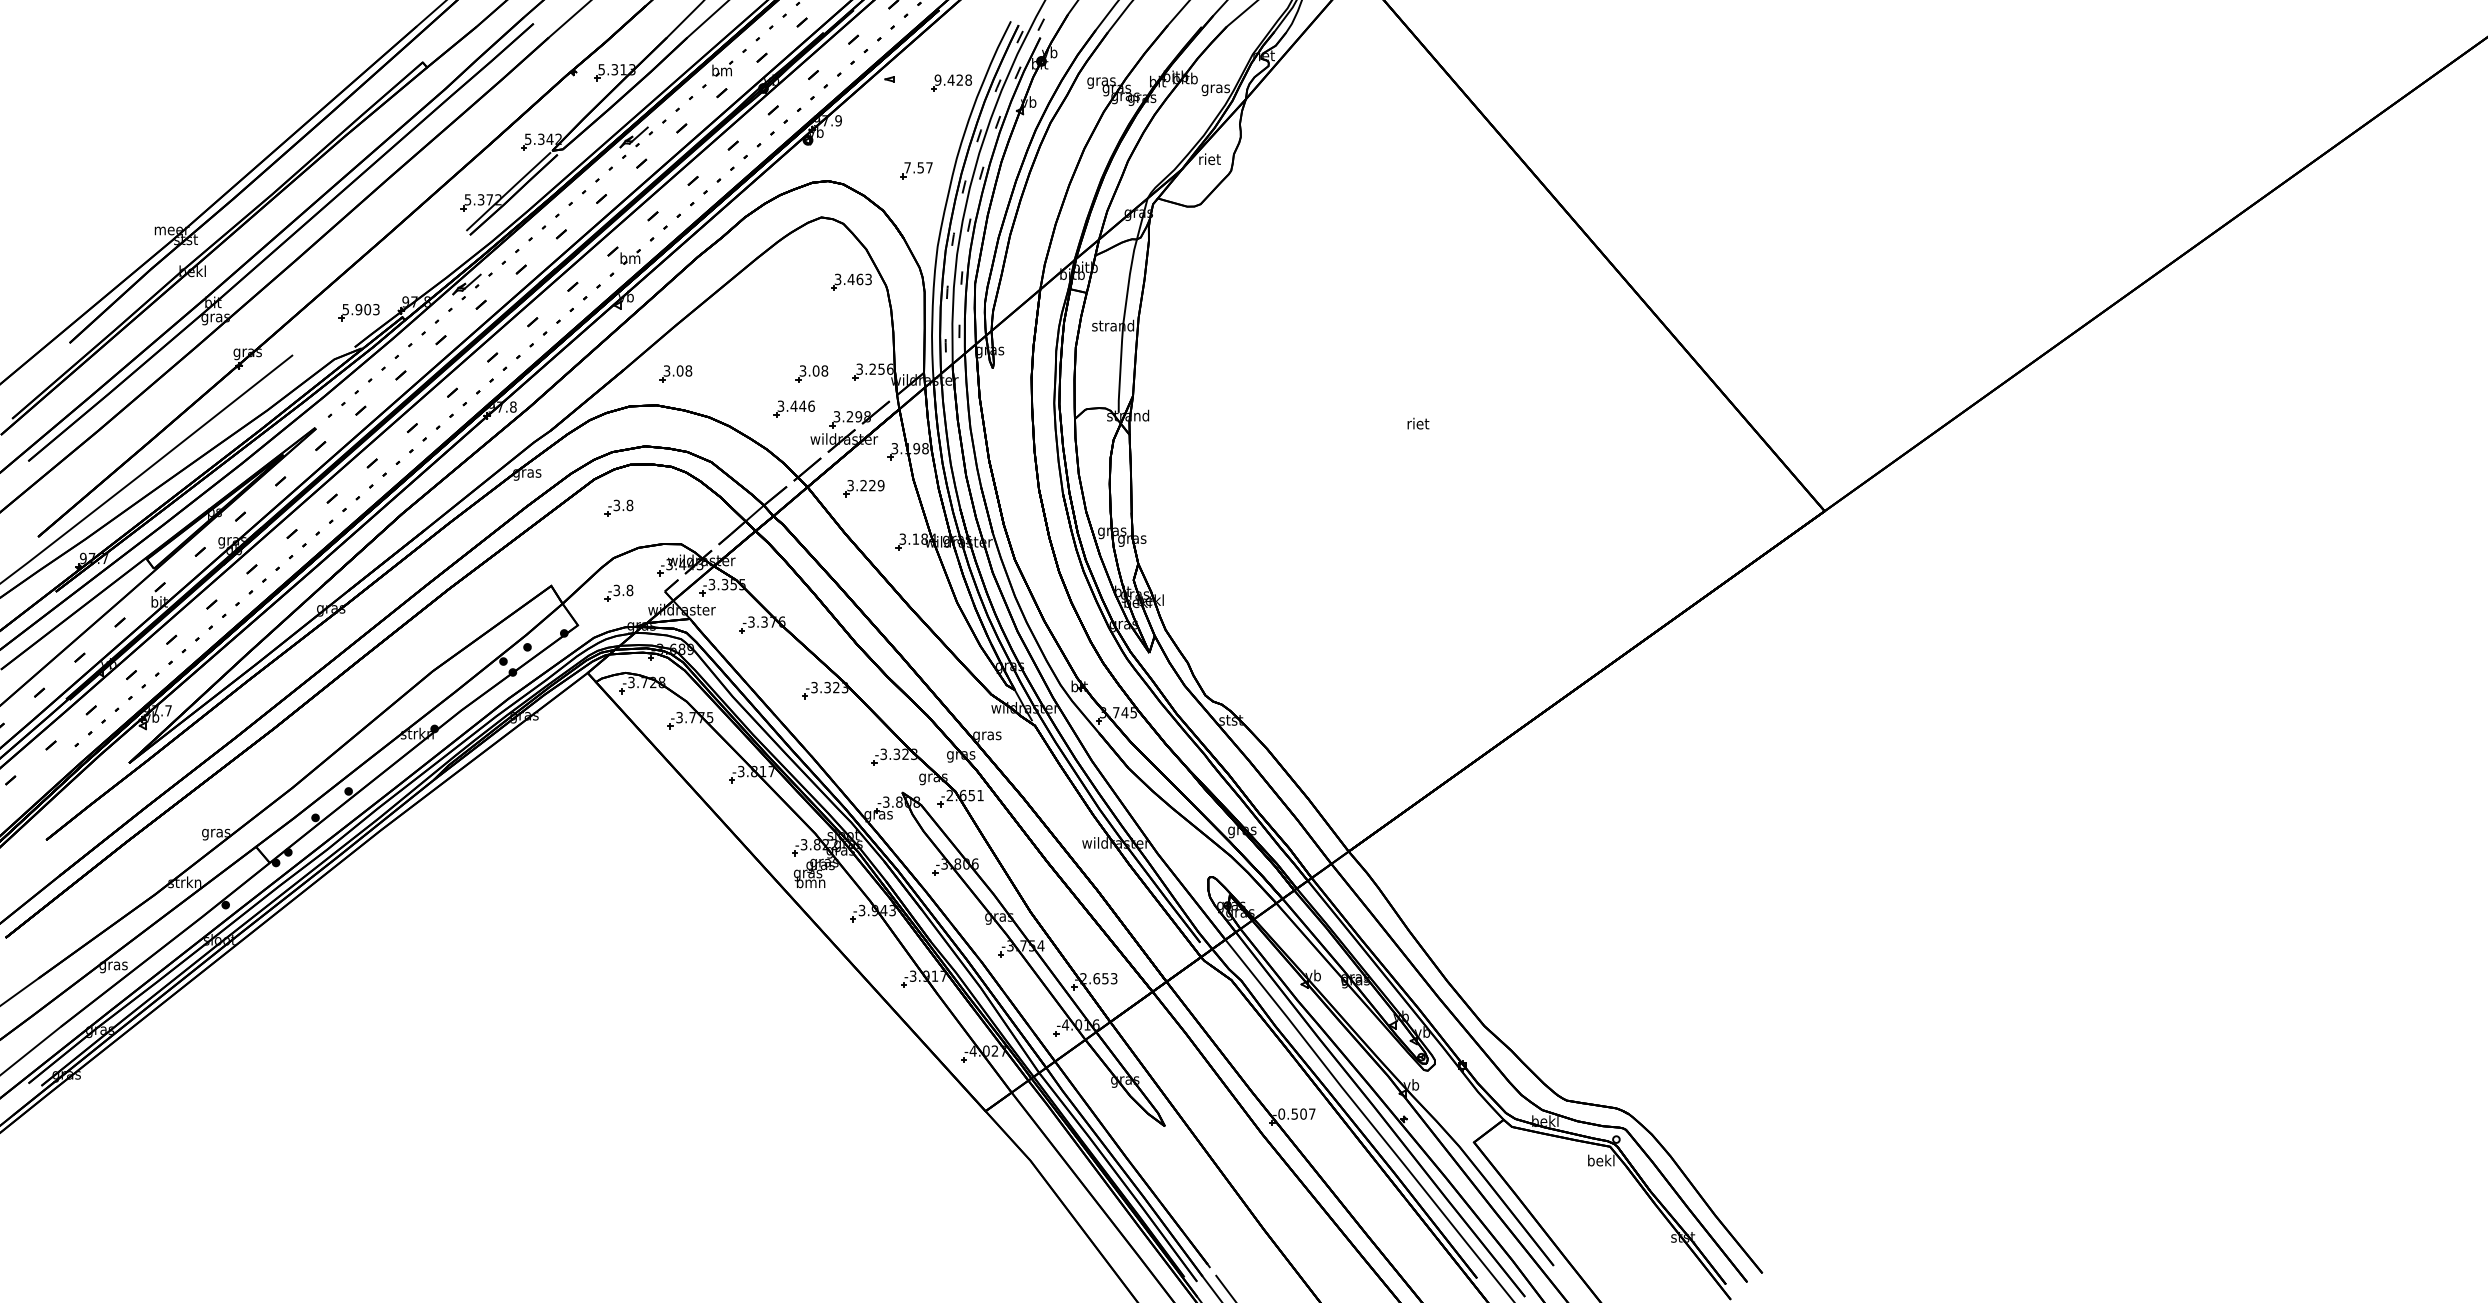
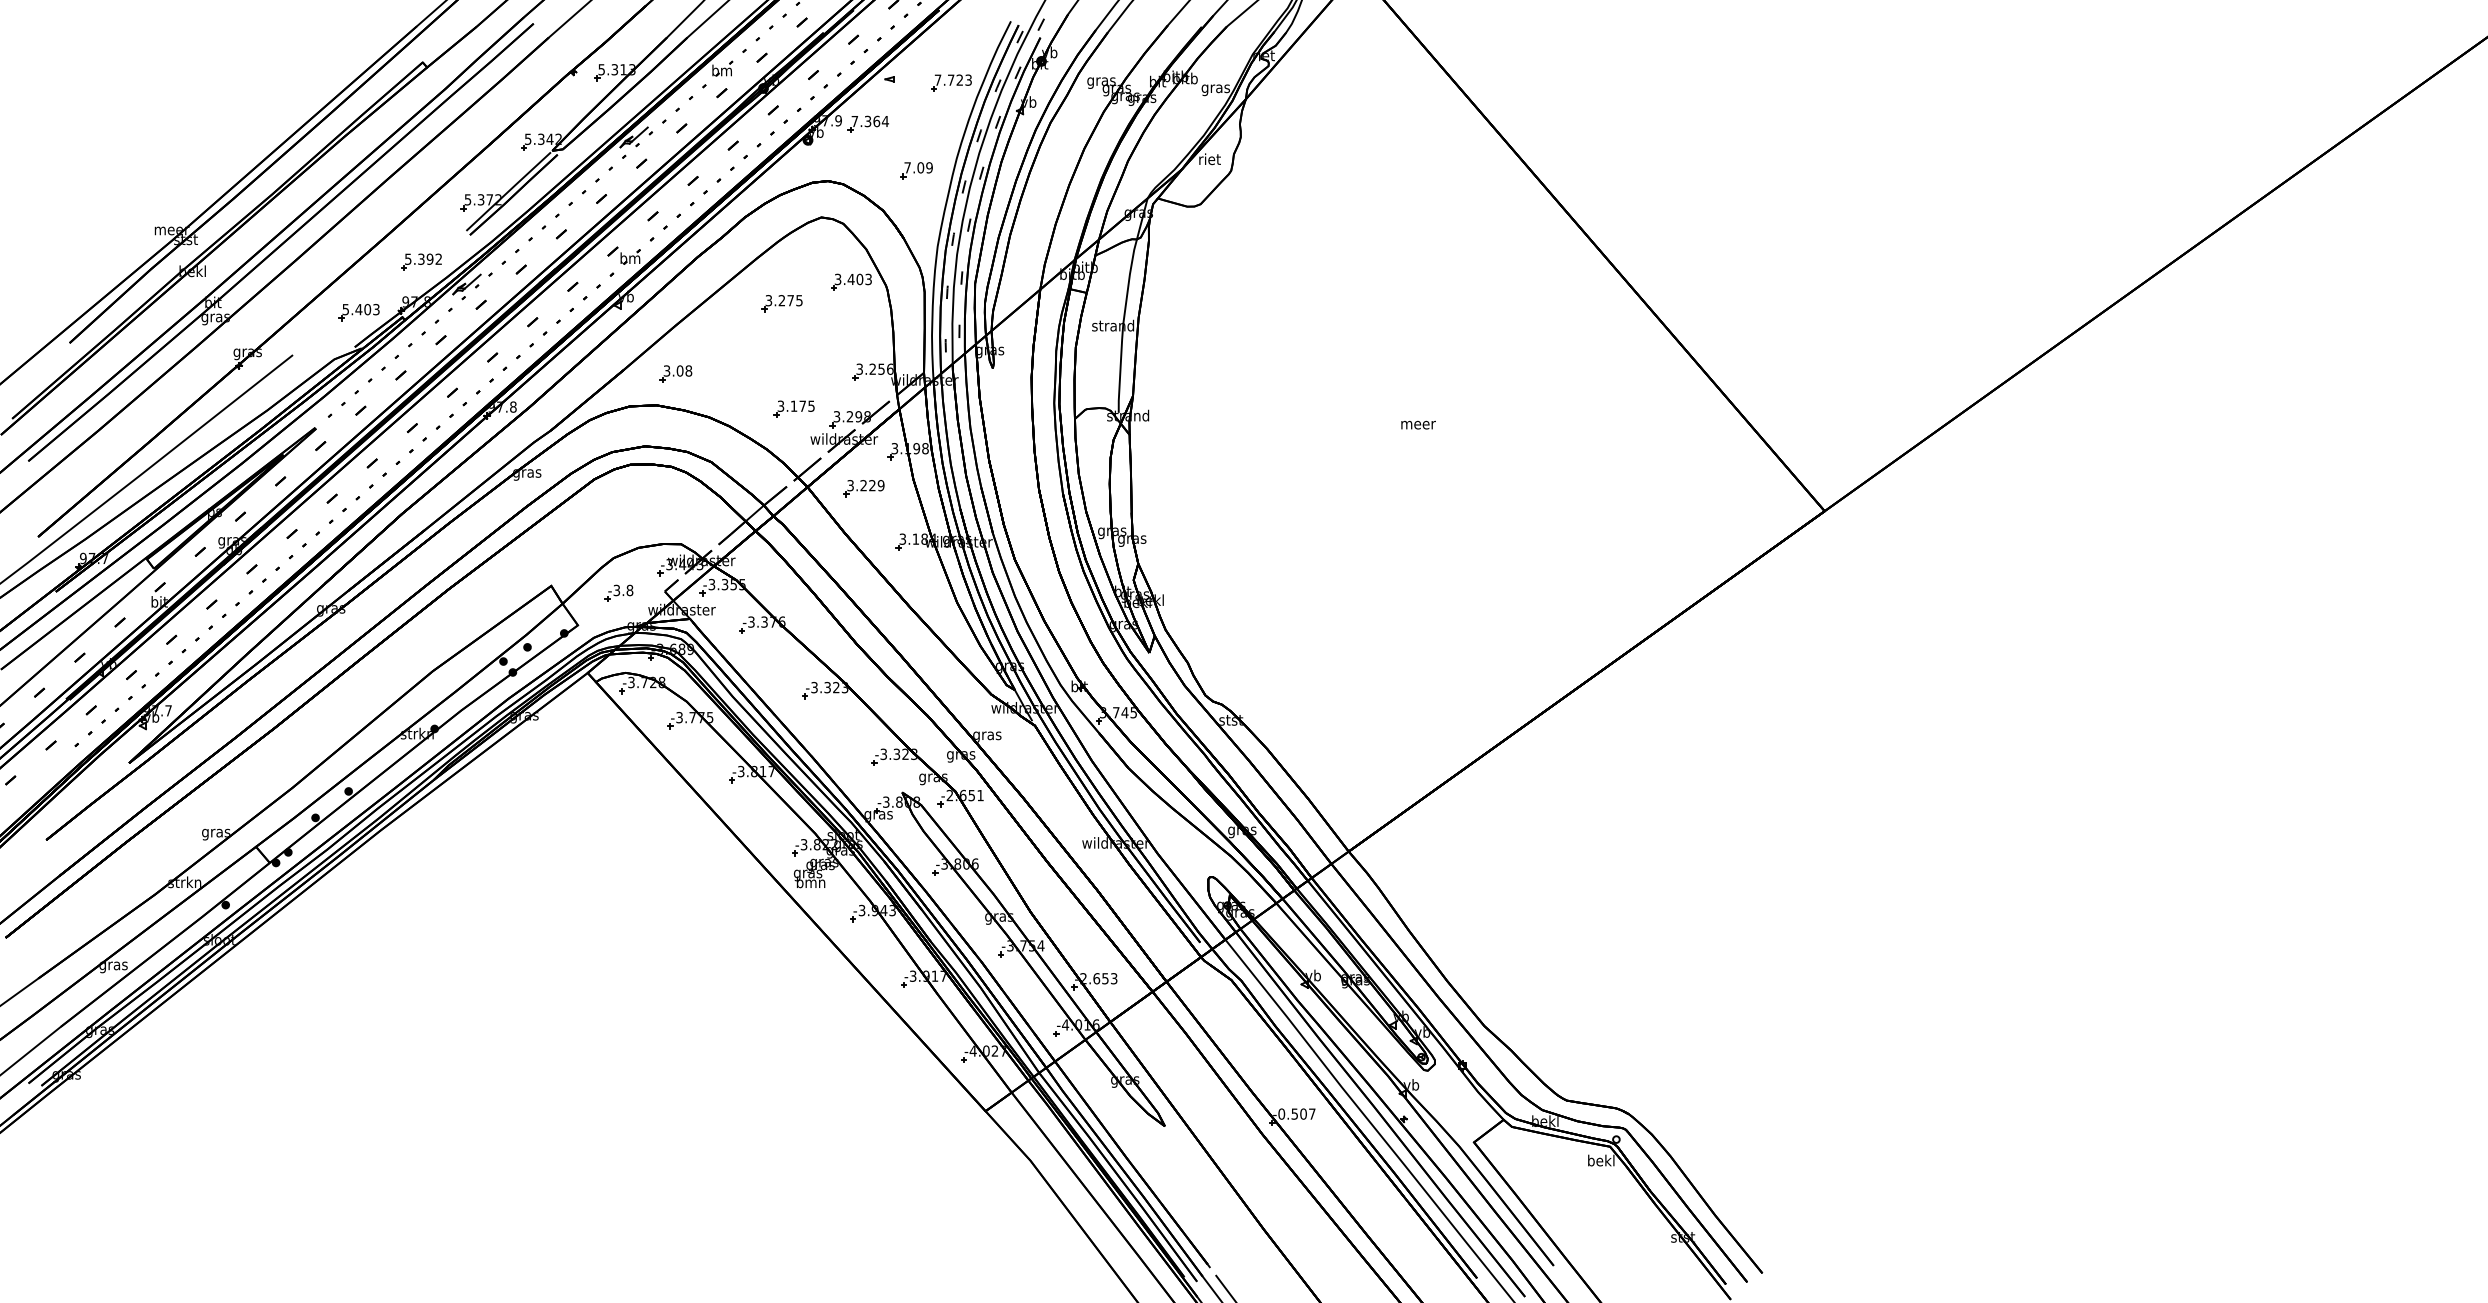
text: 9.428 -> 7.723 (952, 79)
part: none -> present (867, 123)
text: 7.57 -> 7.09 (924, 167)
part: none -> present (421, 261)
text: 3.463 -> 3.403 (859, 278)
part: none -> present (781, 303)
text: 5.903 -> 5.403 (358, 309)
part: present -> none (811, 373)
text: 3.446 -> 3.175 (802, 405)
text: riet -> meer (1418, 423)
part: present -> none (618, 507)
